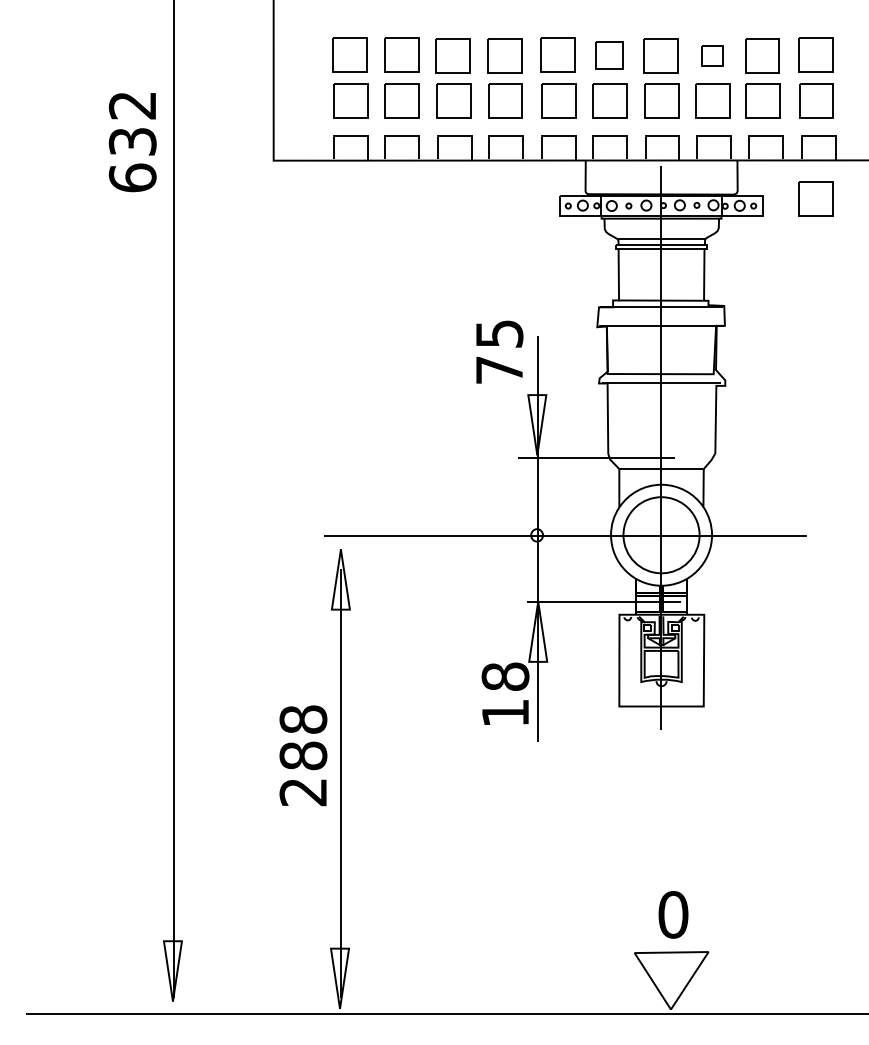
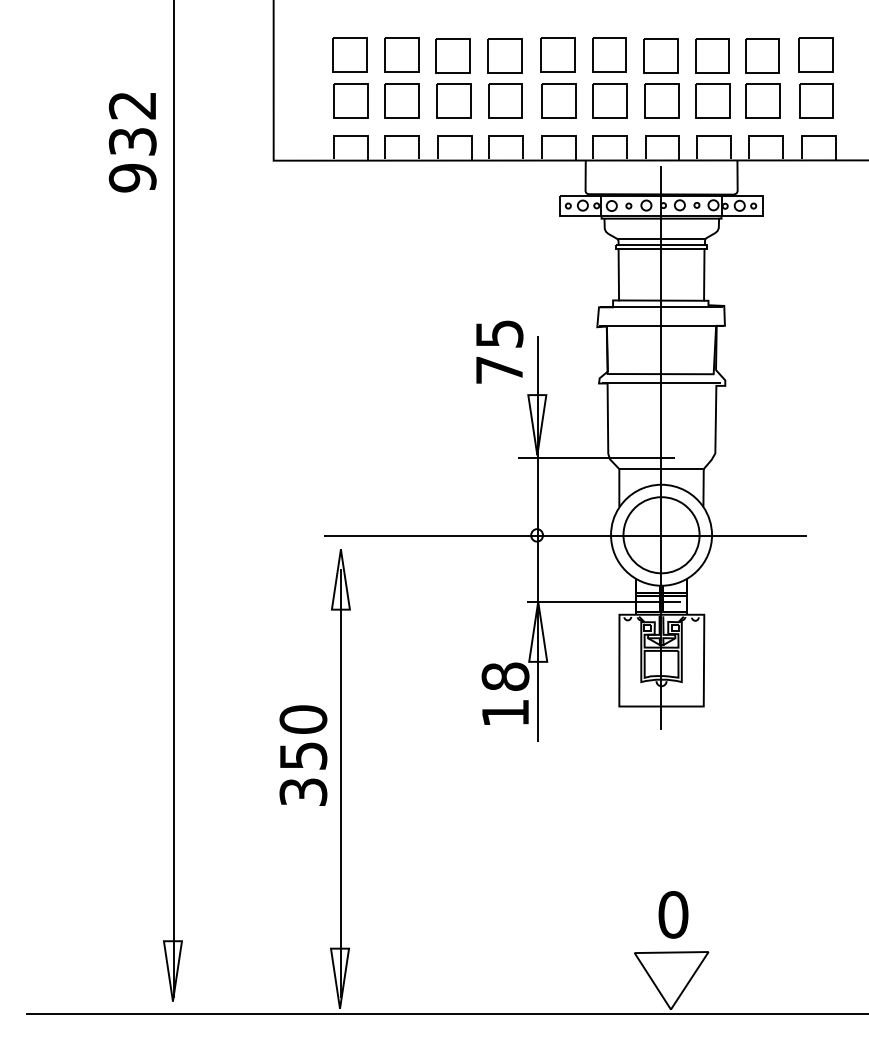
part size: 29x29 px -> 35x36 px (609, 54)
part size: 23x22 px -> 35x36 px (712, 55)
text: 632 -> 932 (132, 177)
part: present -> none (815, 198)
text: 288 -> 350 (303, 755)
